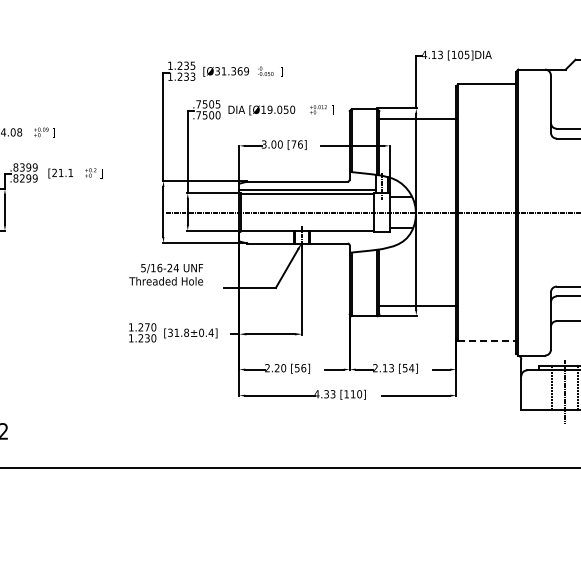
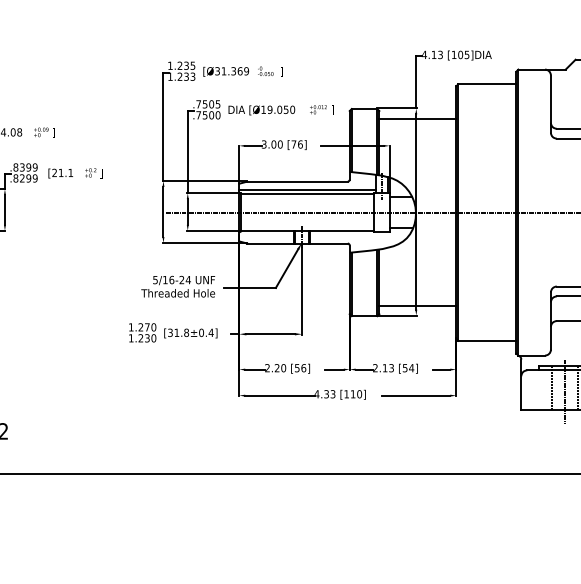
text position: (166, 274) -> (178, 286) (178, 286)
line: dashed -> solid (487, 340)
line position: (289, 468) -> (289, 474) (289, 474)
